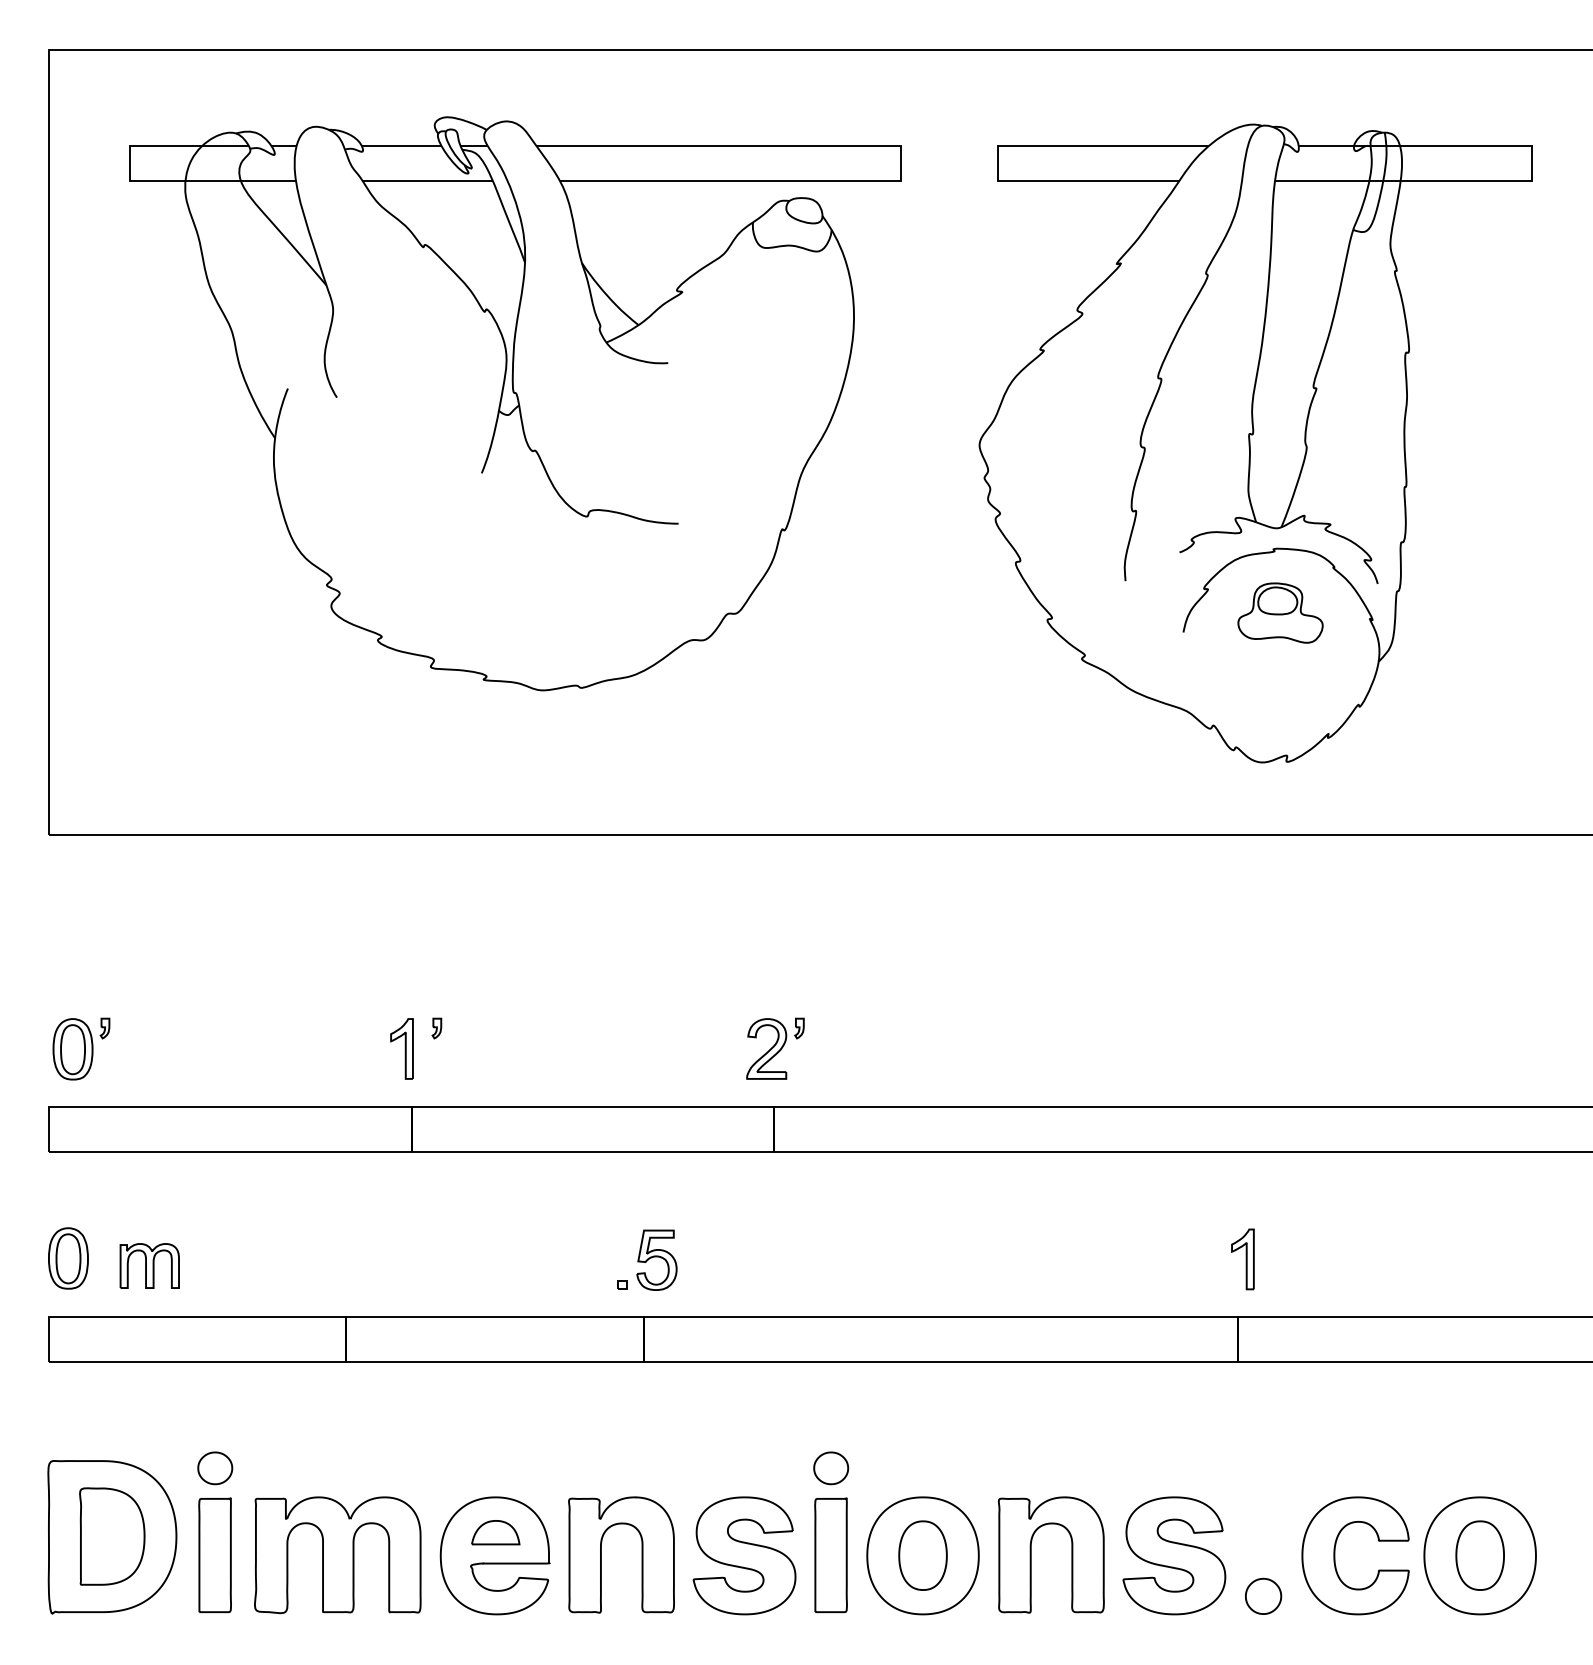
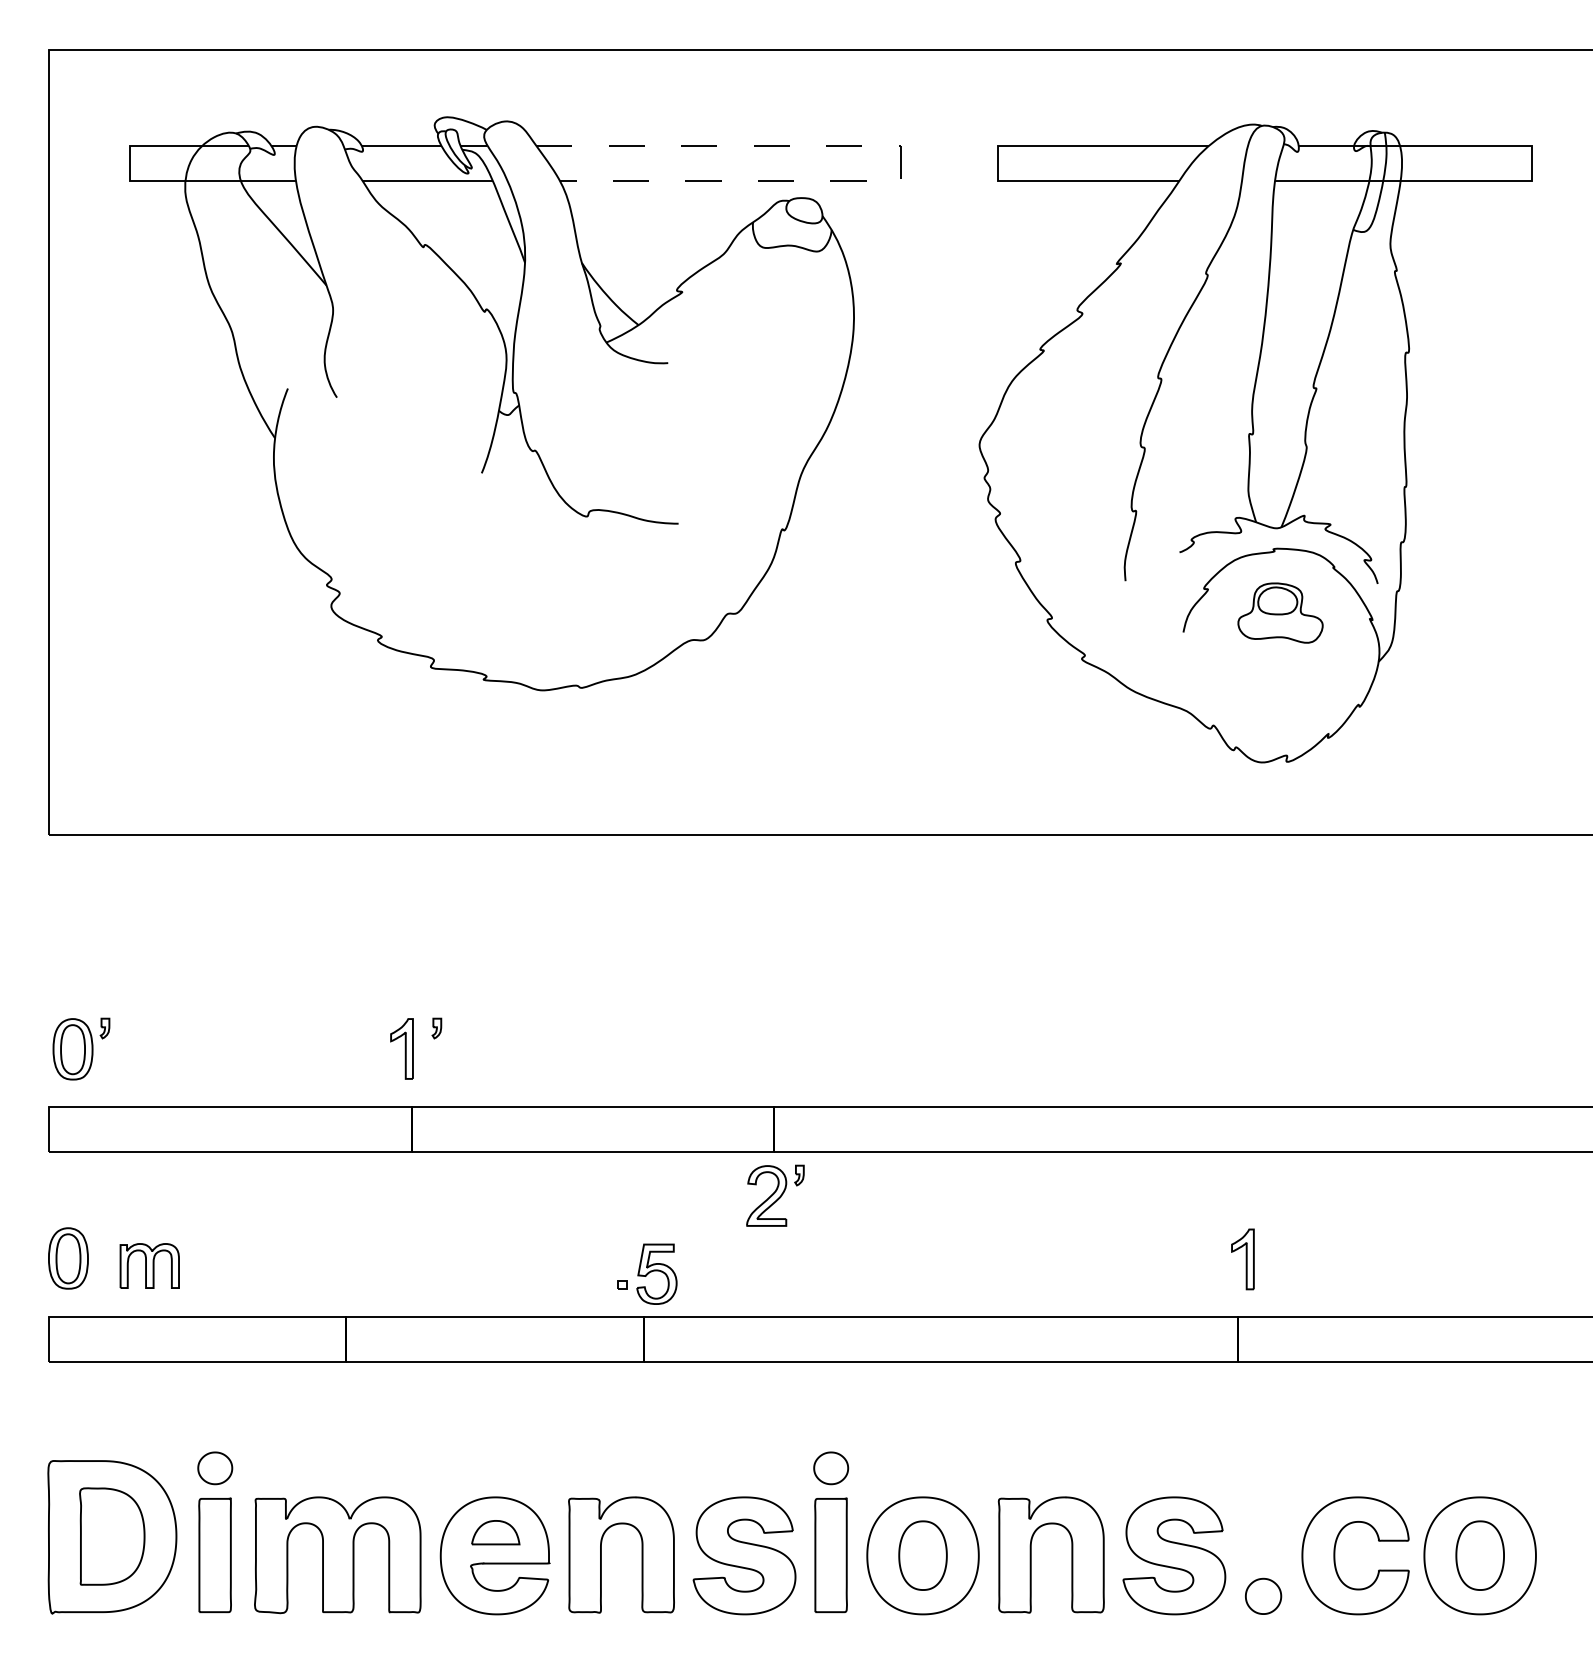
line: solid -> dashed (901, 151)
part position: (775, 1048) -> (775, 1195) (775, 1195)
part position: (656, 1259) -> (656, 1273) (656, 1273)
